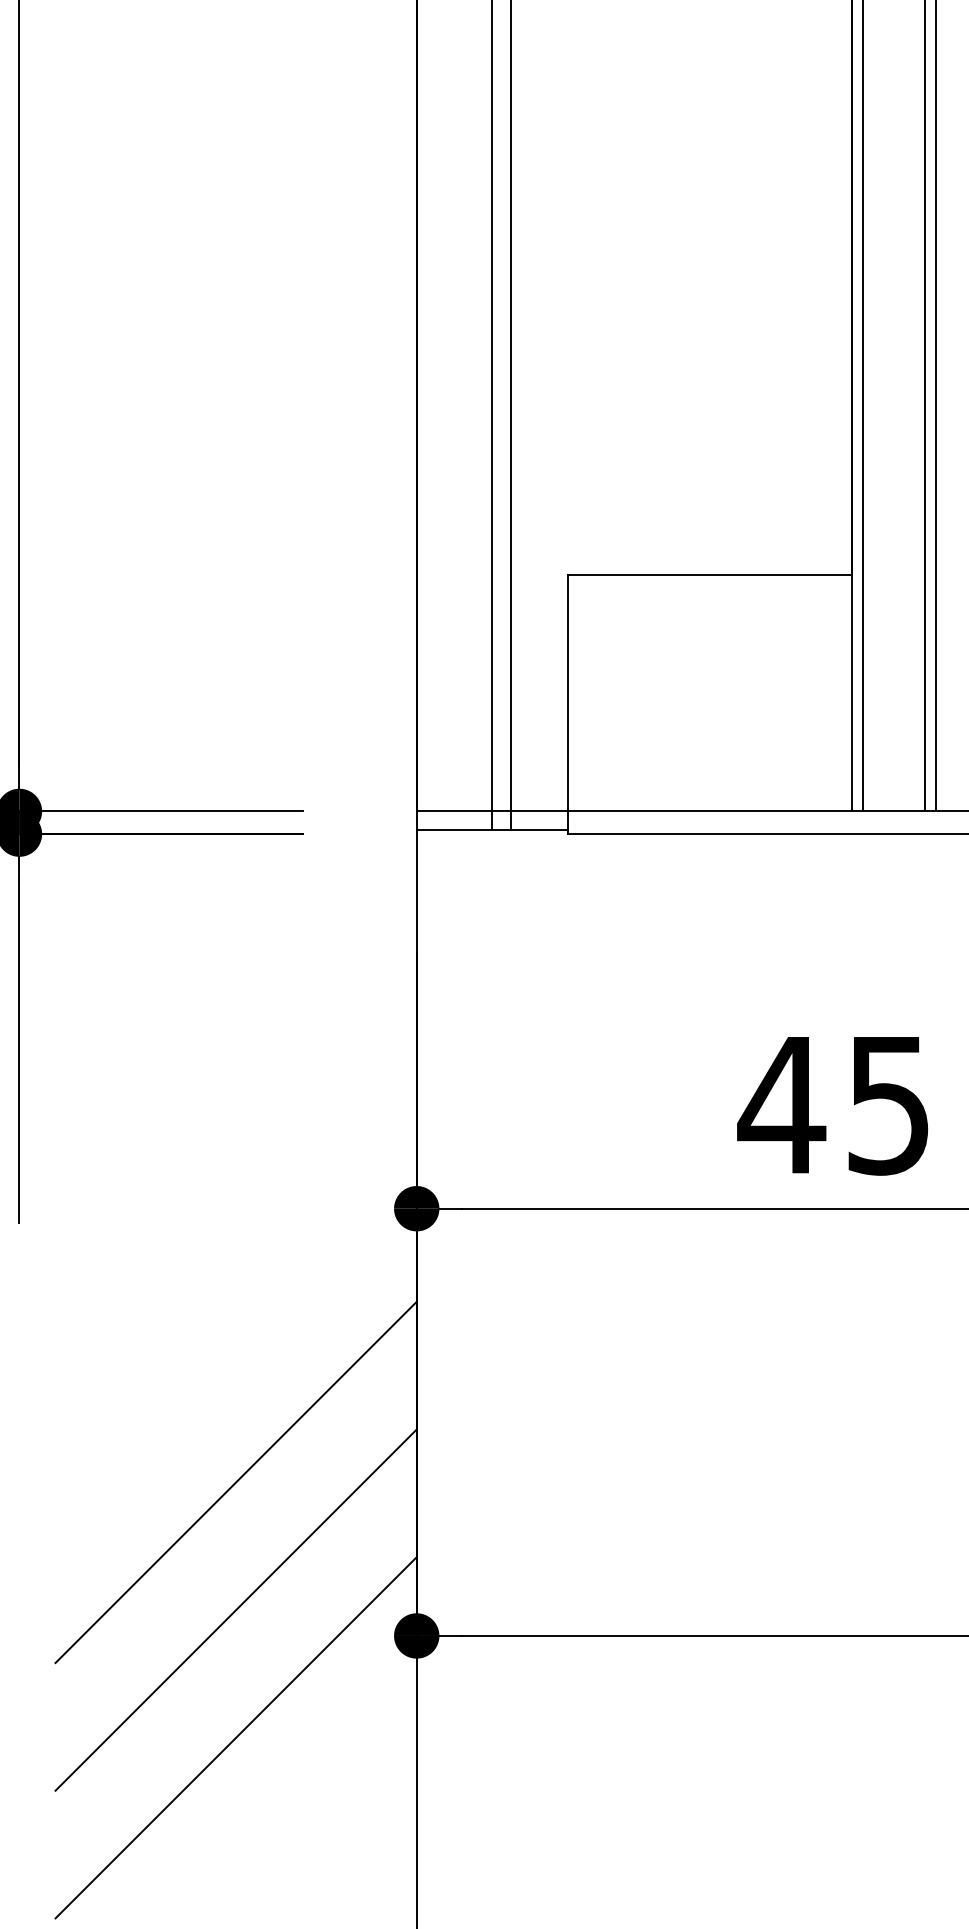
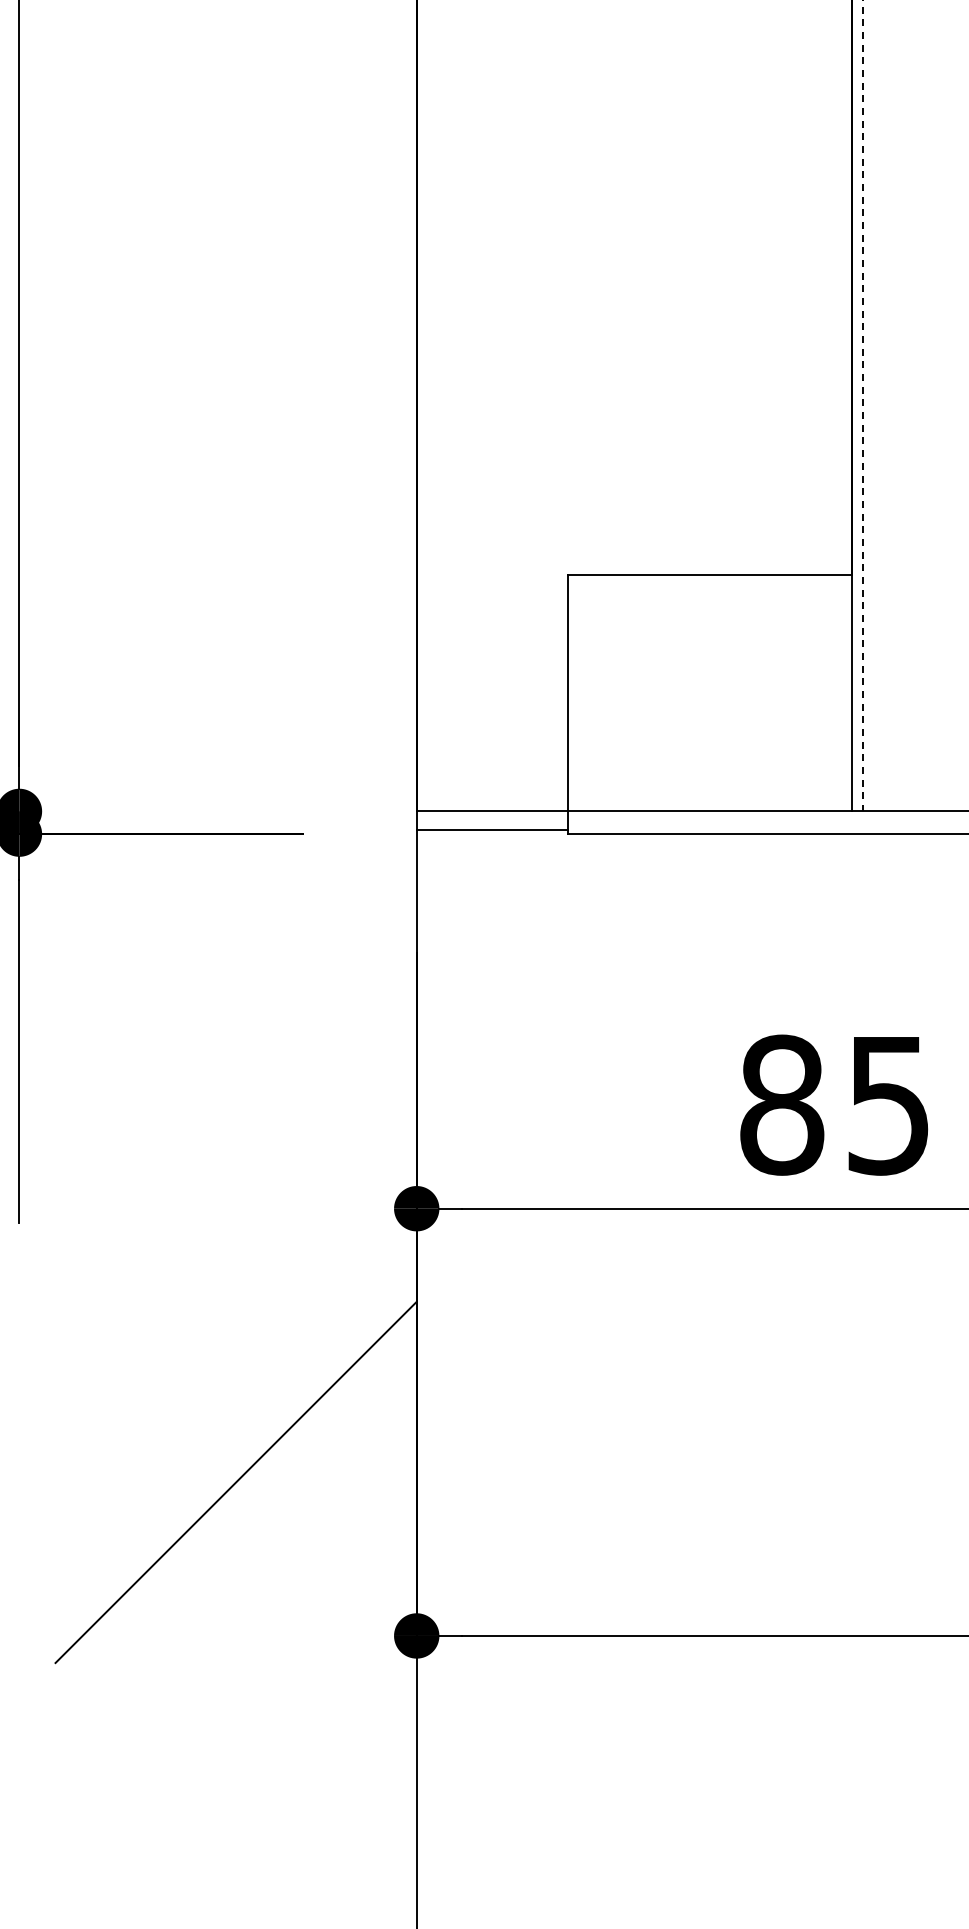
line: solid -> dashed (862, 406)
line: present -> none (924, 406)
line: present -> none (935, 406)
line: present -> none (492, 416)
line: present -> none (511, 416)
line: present -> none (161, 811)
text: 45 -> 85 (781, 1104)
line: present -> none (235, 1609)
line: present -> none (235, 1737)
